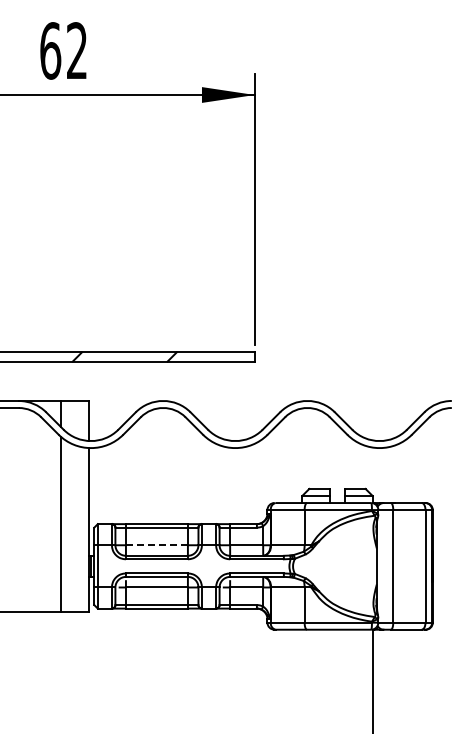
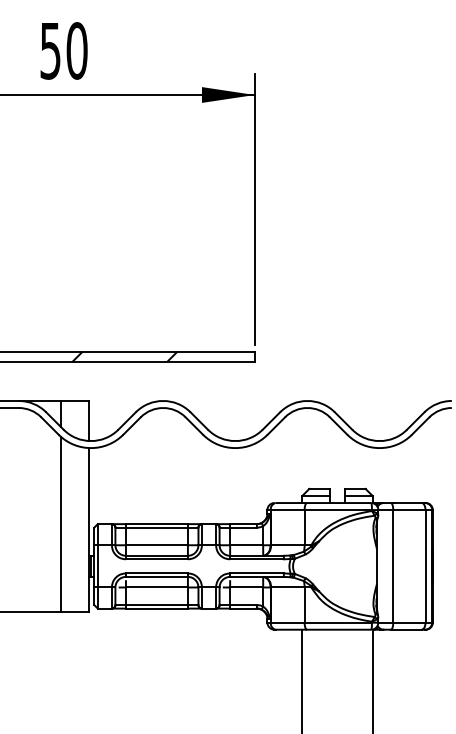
text: 62 -> 50 (63, 50)
line: dashed -> solid (156, 545)
line: none -> present (302, 679)
